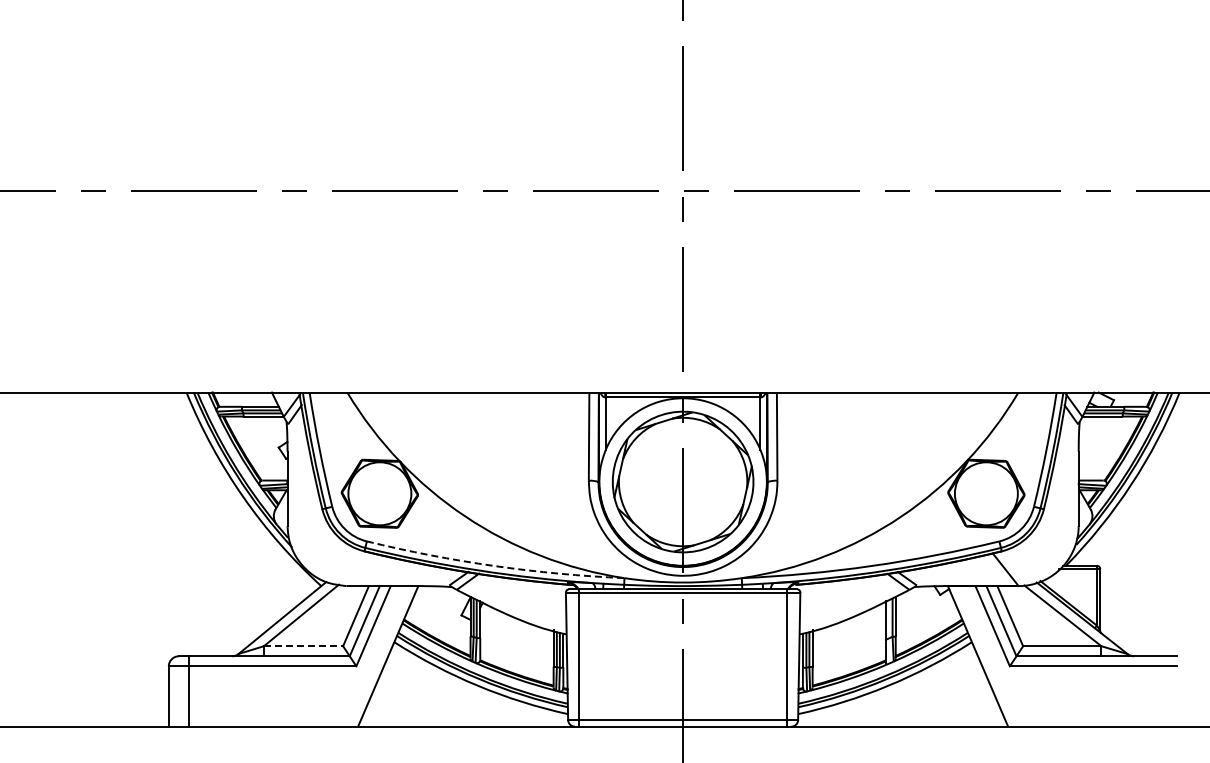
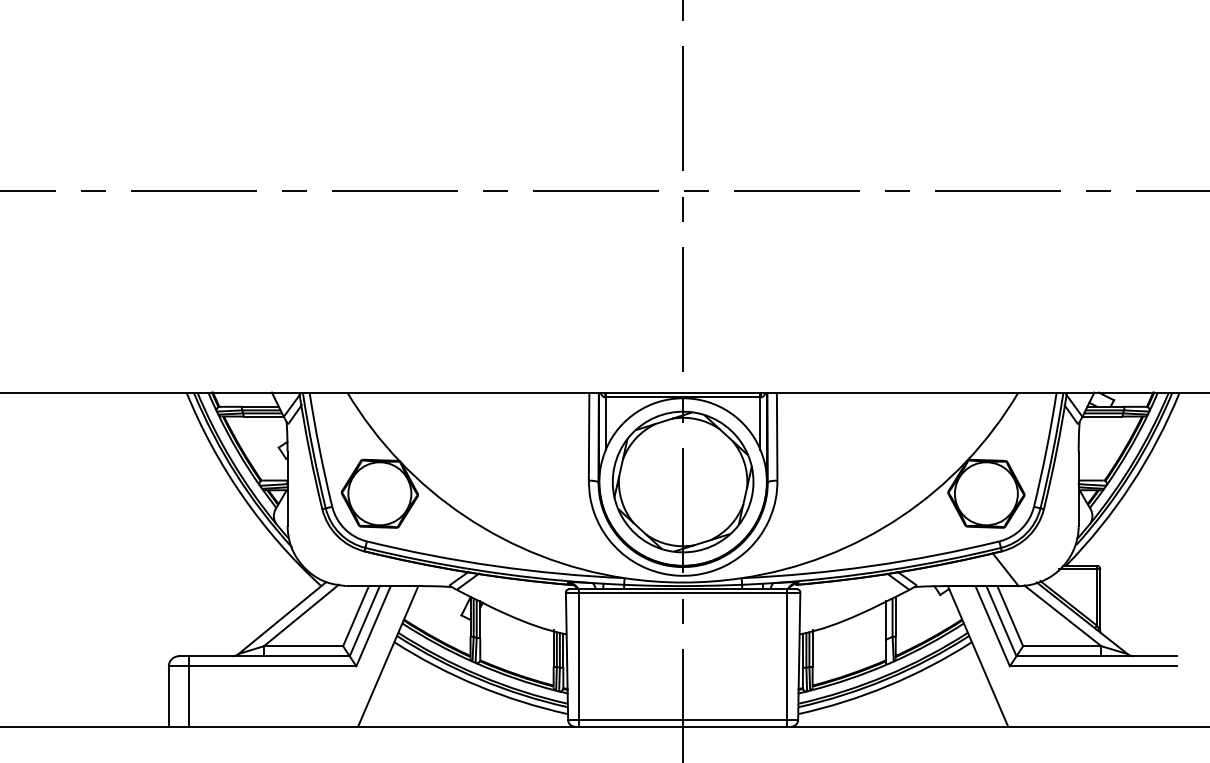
arc: dashed -> solid (494, 566)
line: dashed -> solid (303, 646)
